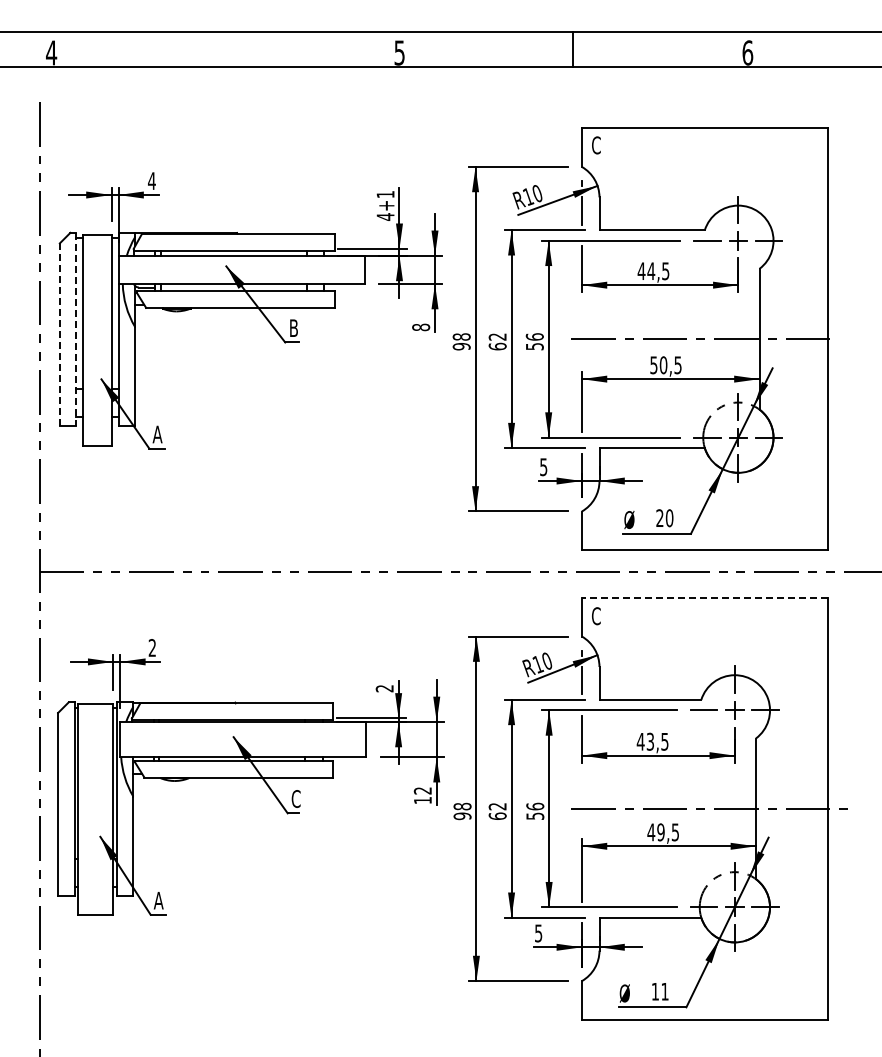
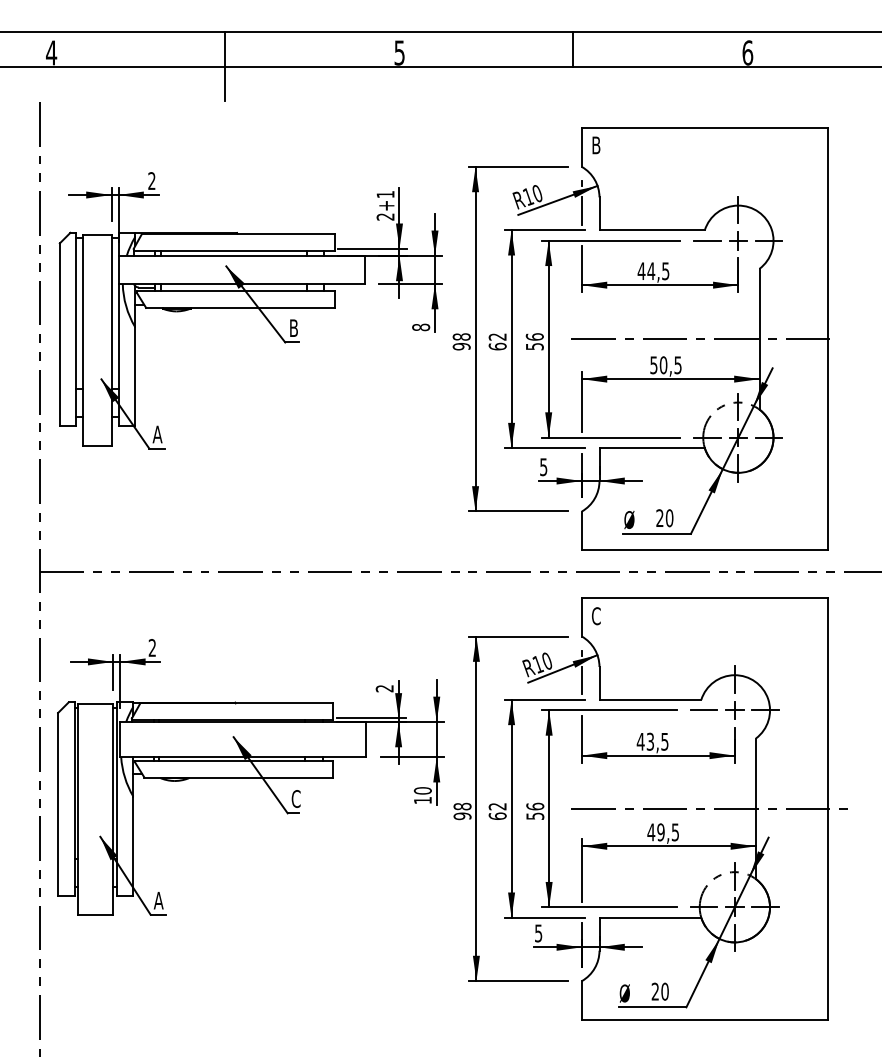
line: none -> present (224, 66)
text: C -> B (596, 145)
text: 4 -> 2 (151, 180)
text: 4+1 -> 2+1 (385, 216)
line: dashed -> solid (76, 329)
line: dashed -> solid (59, 335)
line: dashed -> solid (704, 597)
text: 12 -> 10 (422, 790)
text: 11 -> 20 (659, 991)
